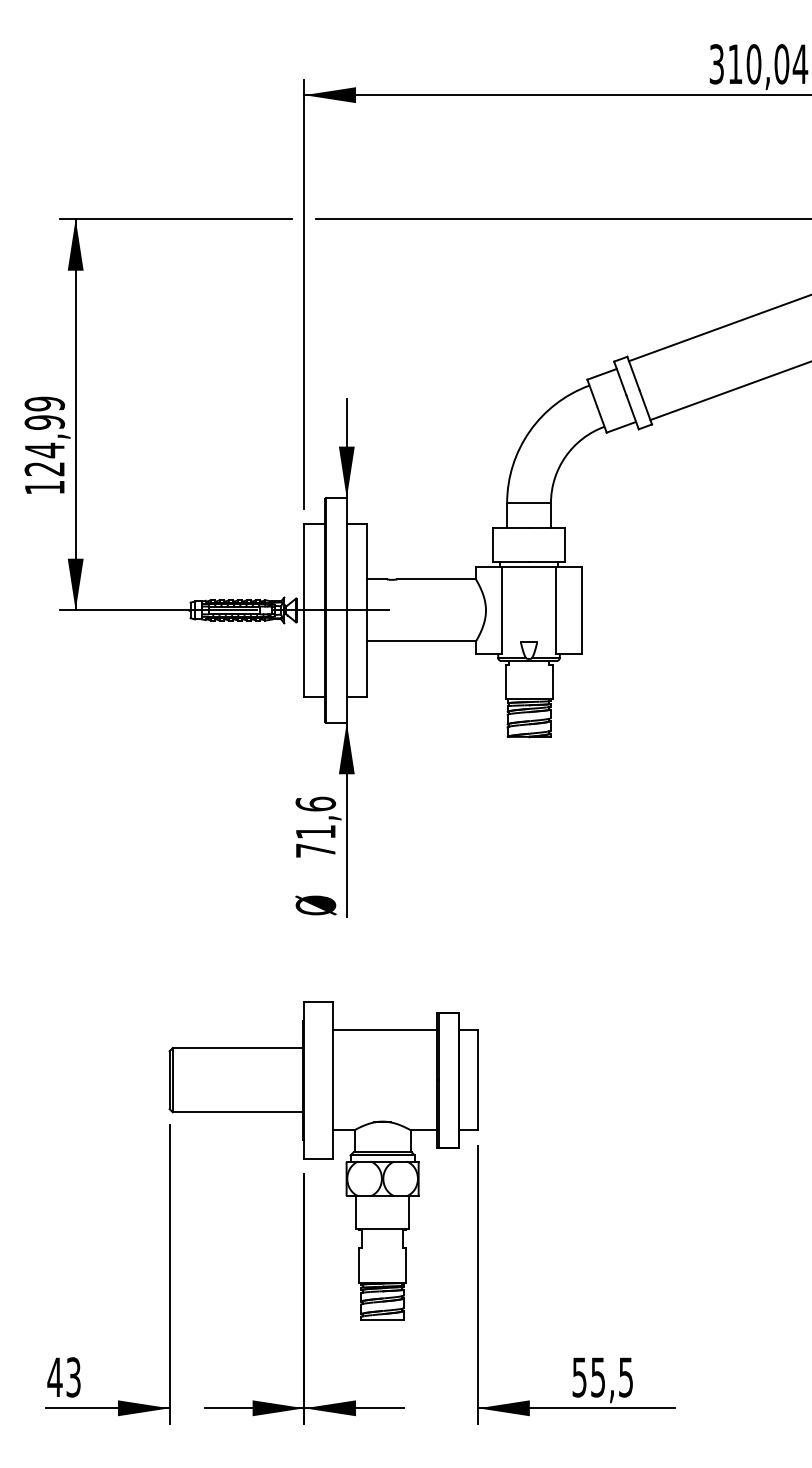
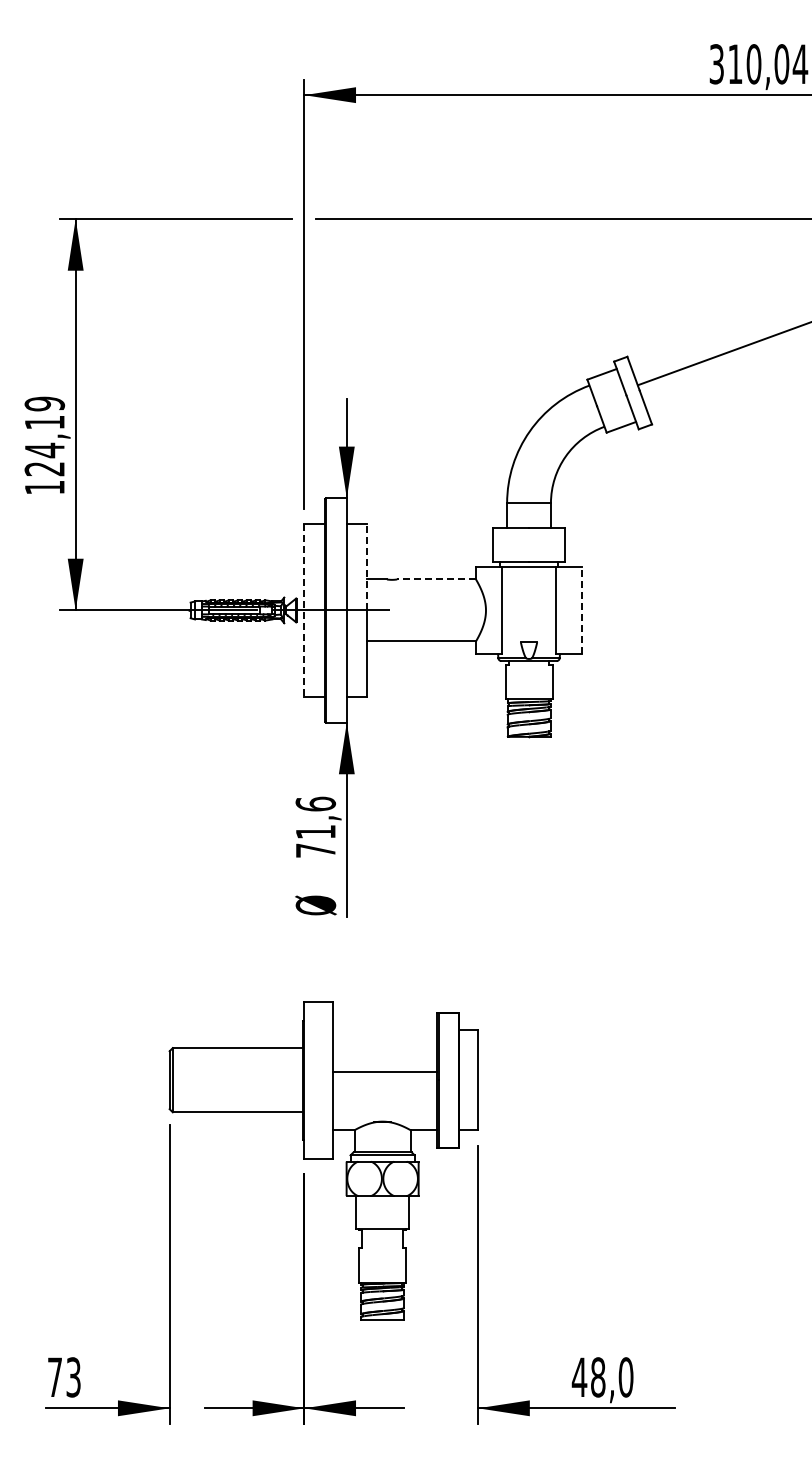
line position: (718, 328) -> (723, 354) (723, 354)
line: present -> none (729, 391)
text: 124,99 -> 124,19 (44, 422)
line: solid -> dashed (366, 566)
line: solid -> dashed (436, 579)
line: solid -> dashed (304, 610)
line: solid -> dashed (582, 610)
line position: (384, 1030) -> (384, 1072) (384, 1072)
text: 43 -> 73 (54, 1376)
text: 55,5 -> 48,0 (602, 1377)
